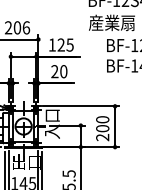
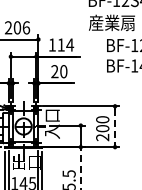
text: 125 -> 114 (65, 44)
line: solid -> dashed (115, 126)
line: solid -> dashed (80, 168)
